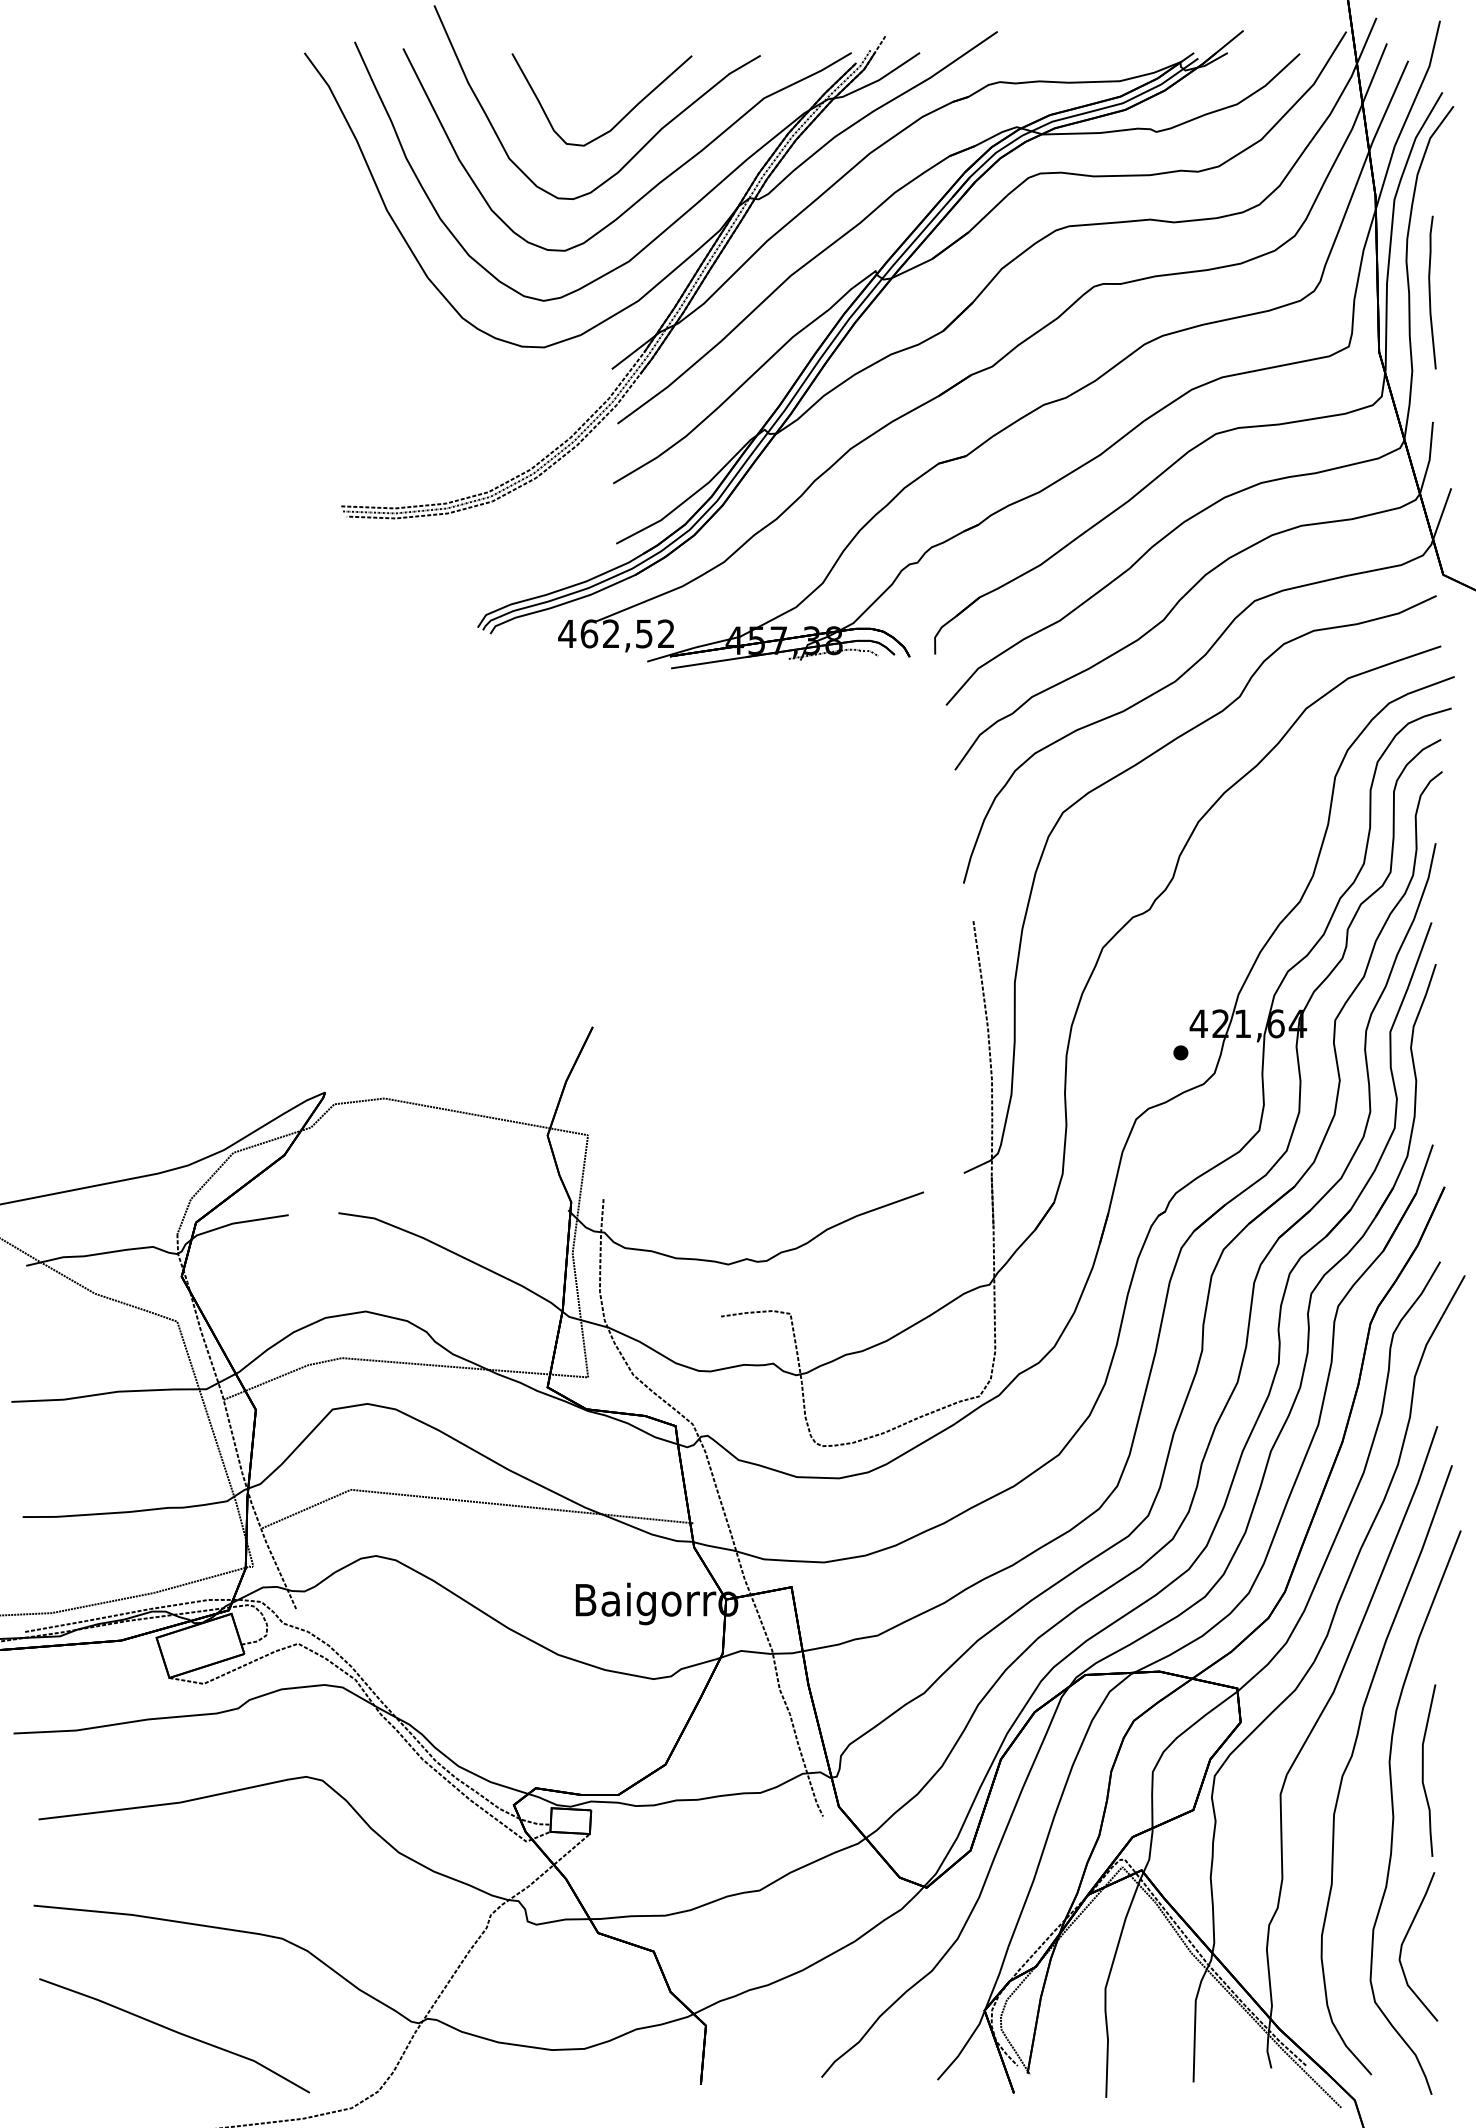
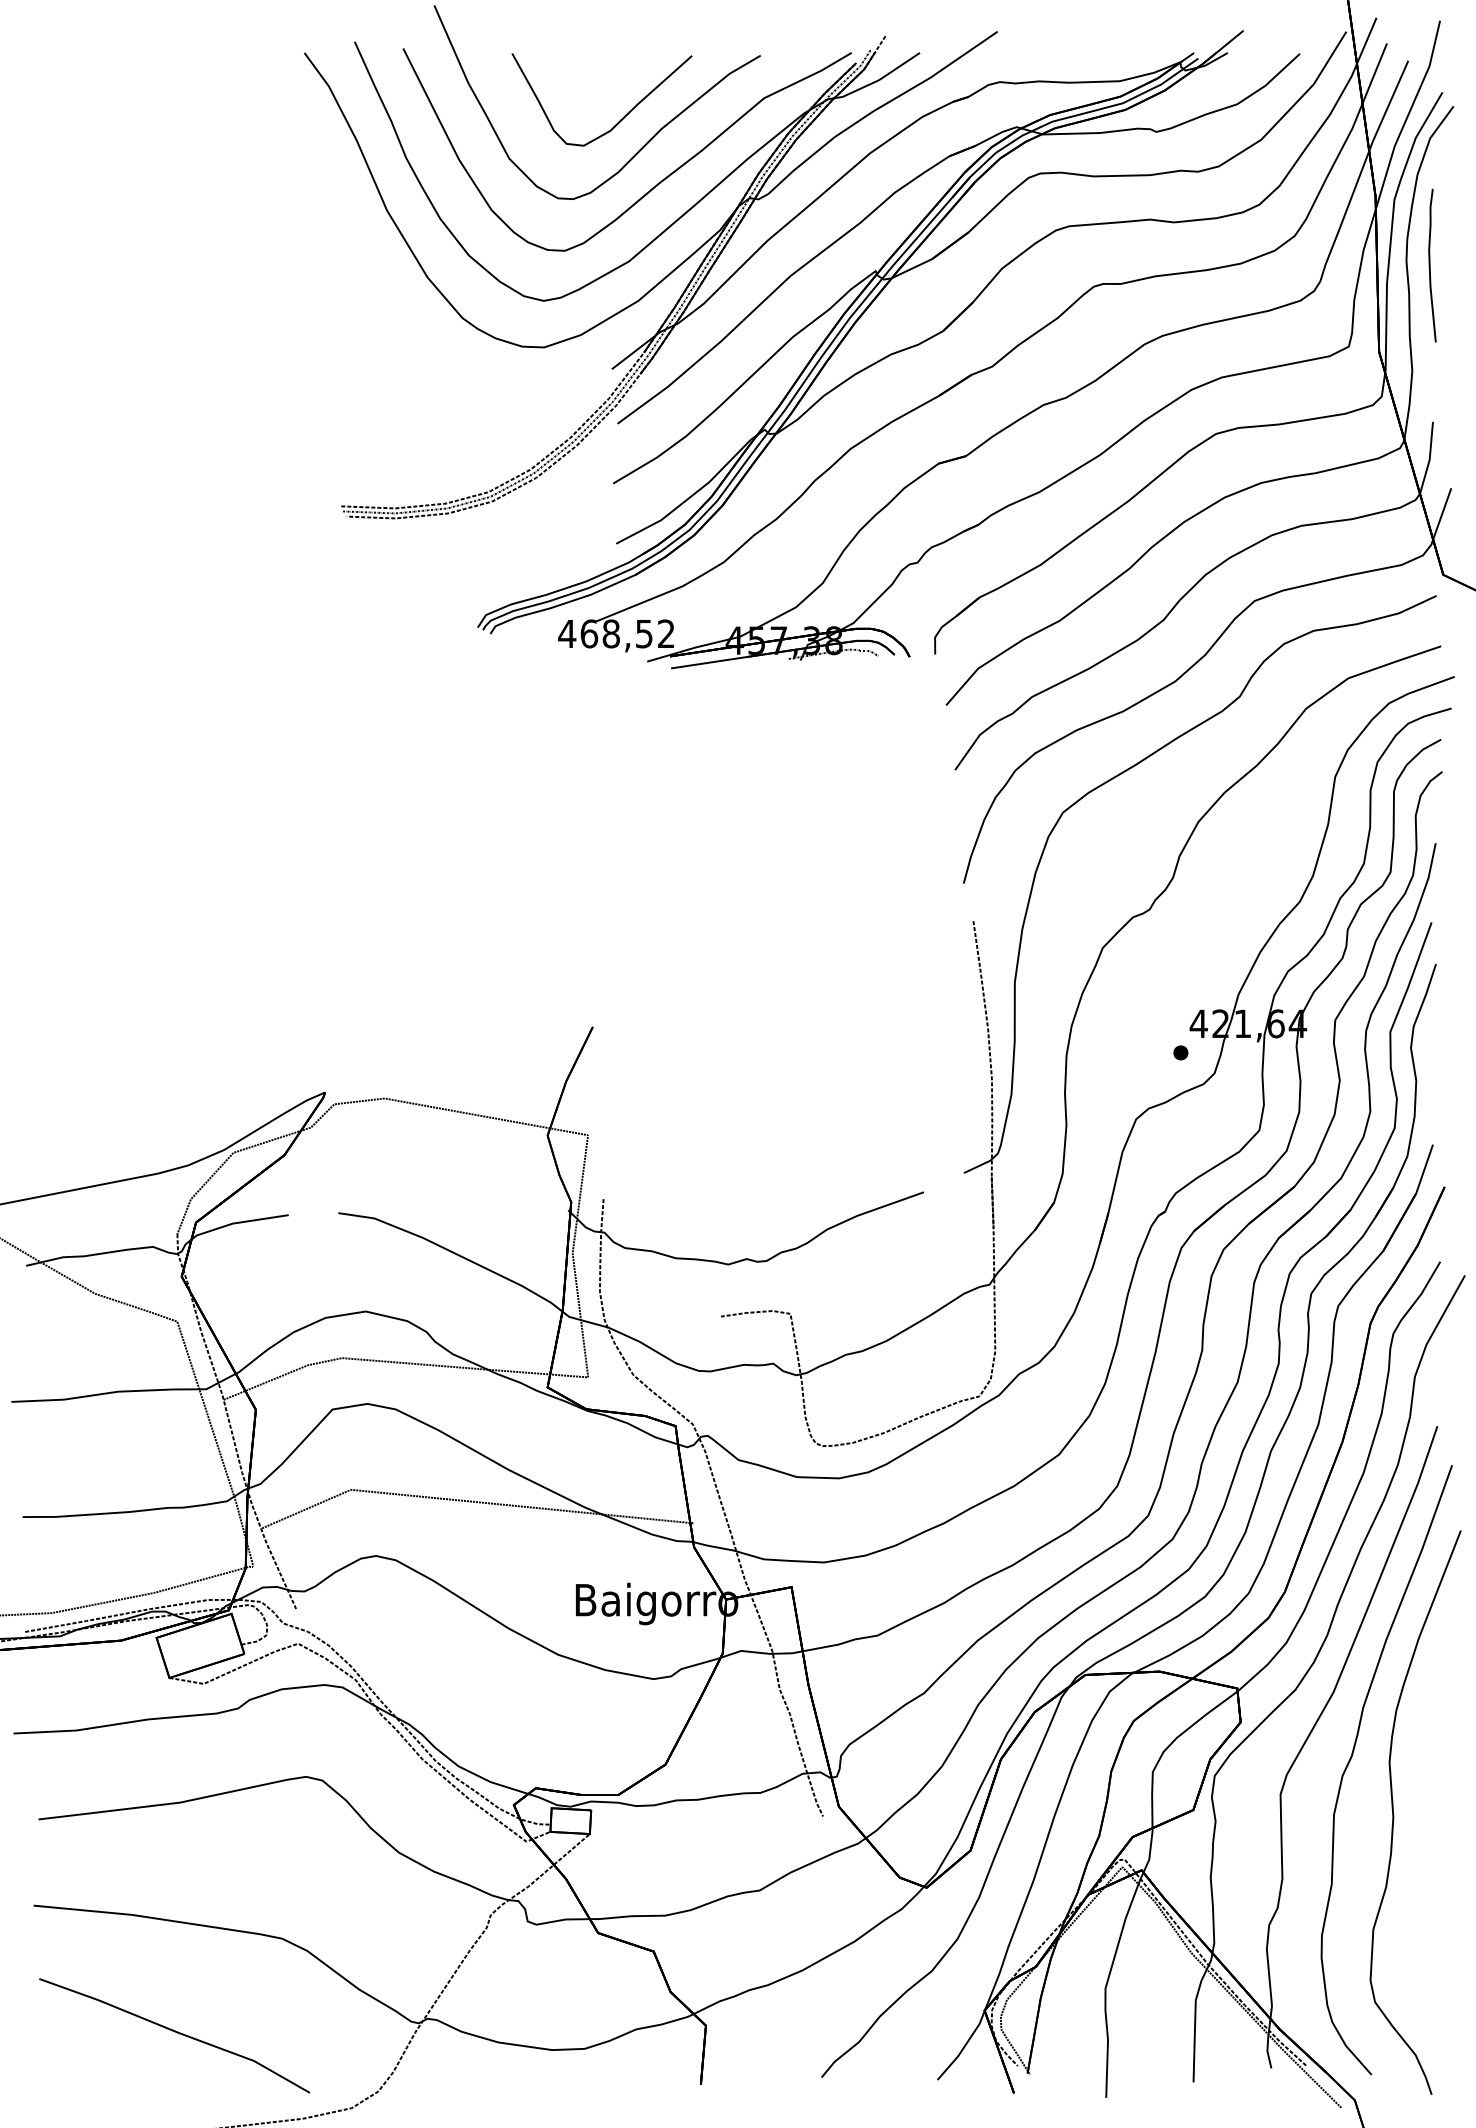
curve position: (1430, 292) -> (1430, 265) (1430, 265)
text: 462,52 -> 468,52 (610, 633)
part: present -> none (1430, 1848)
